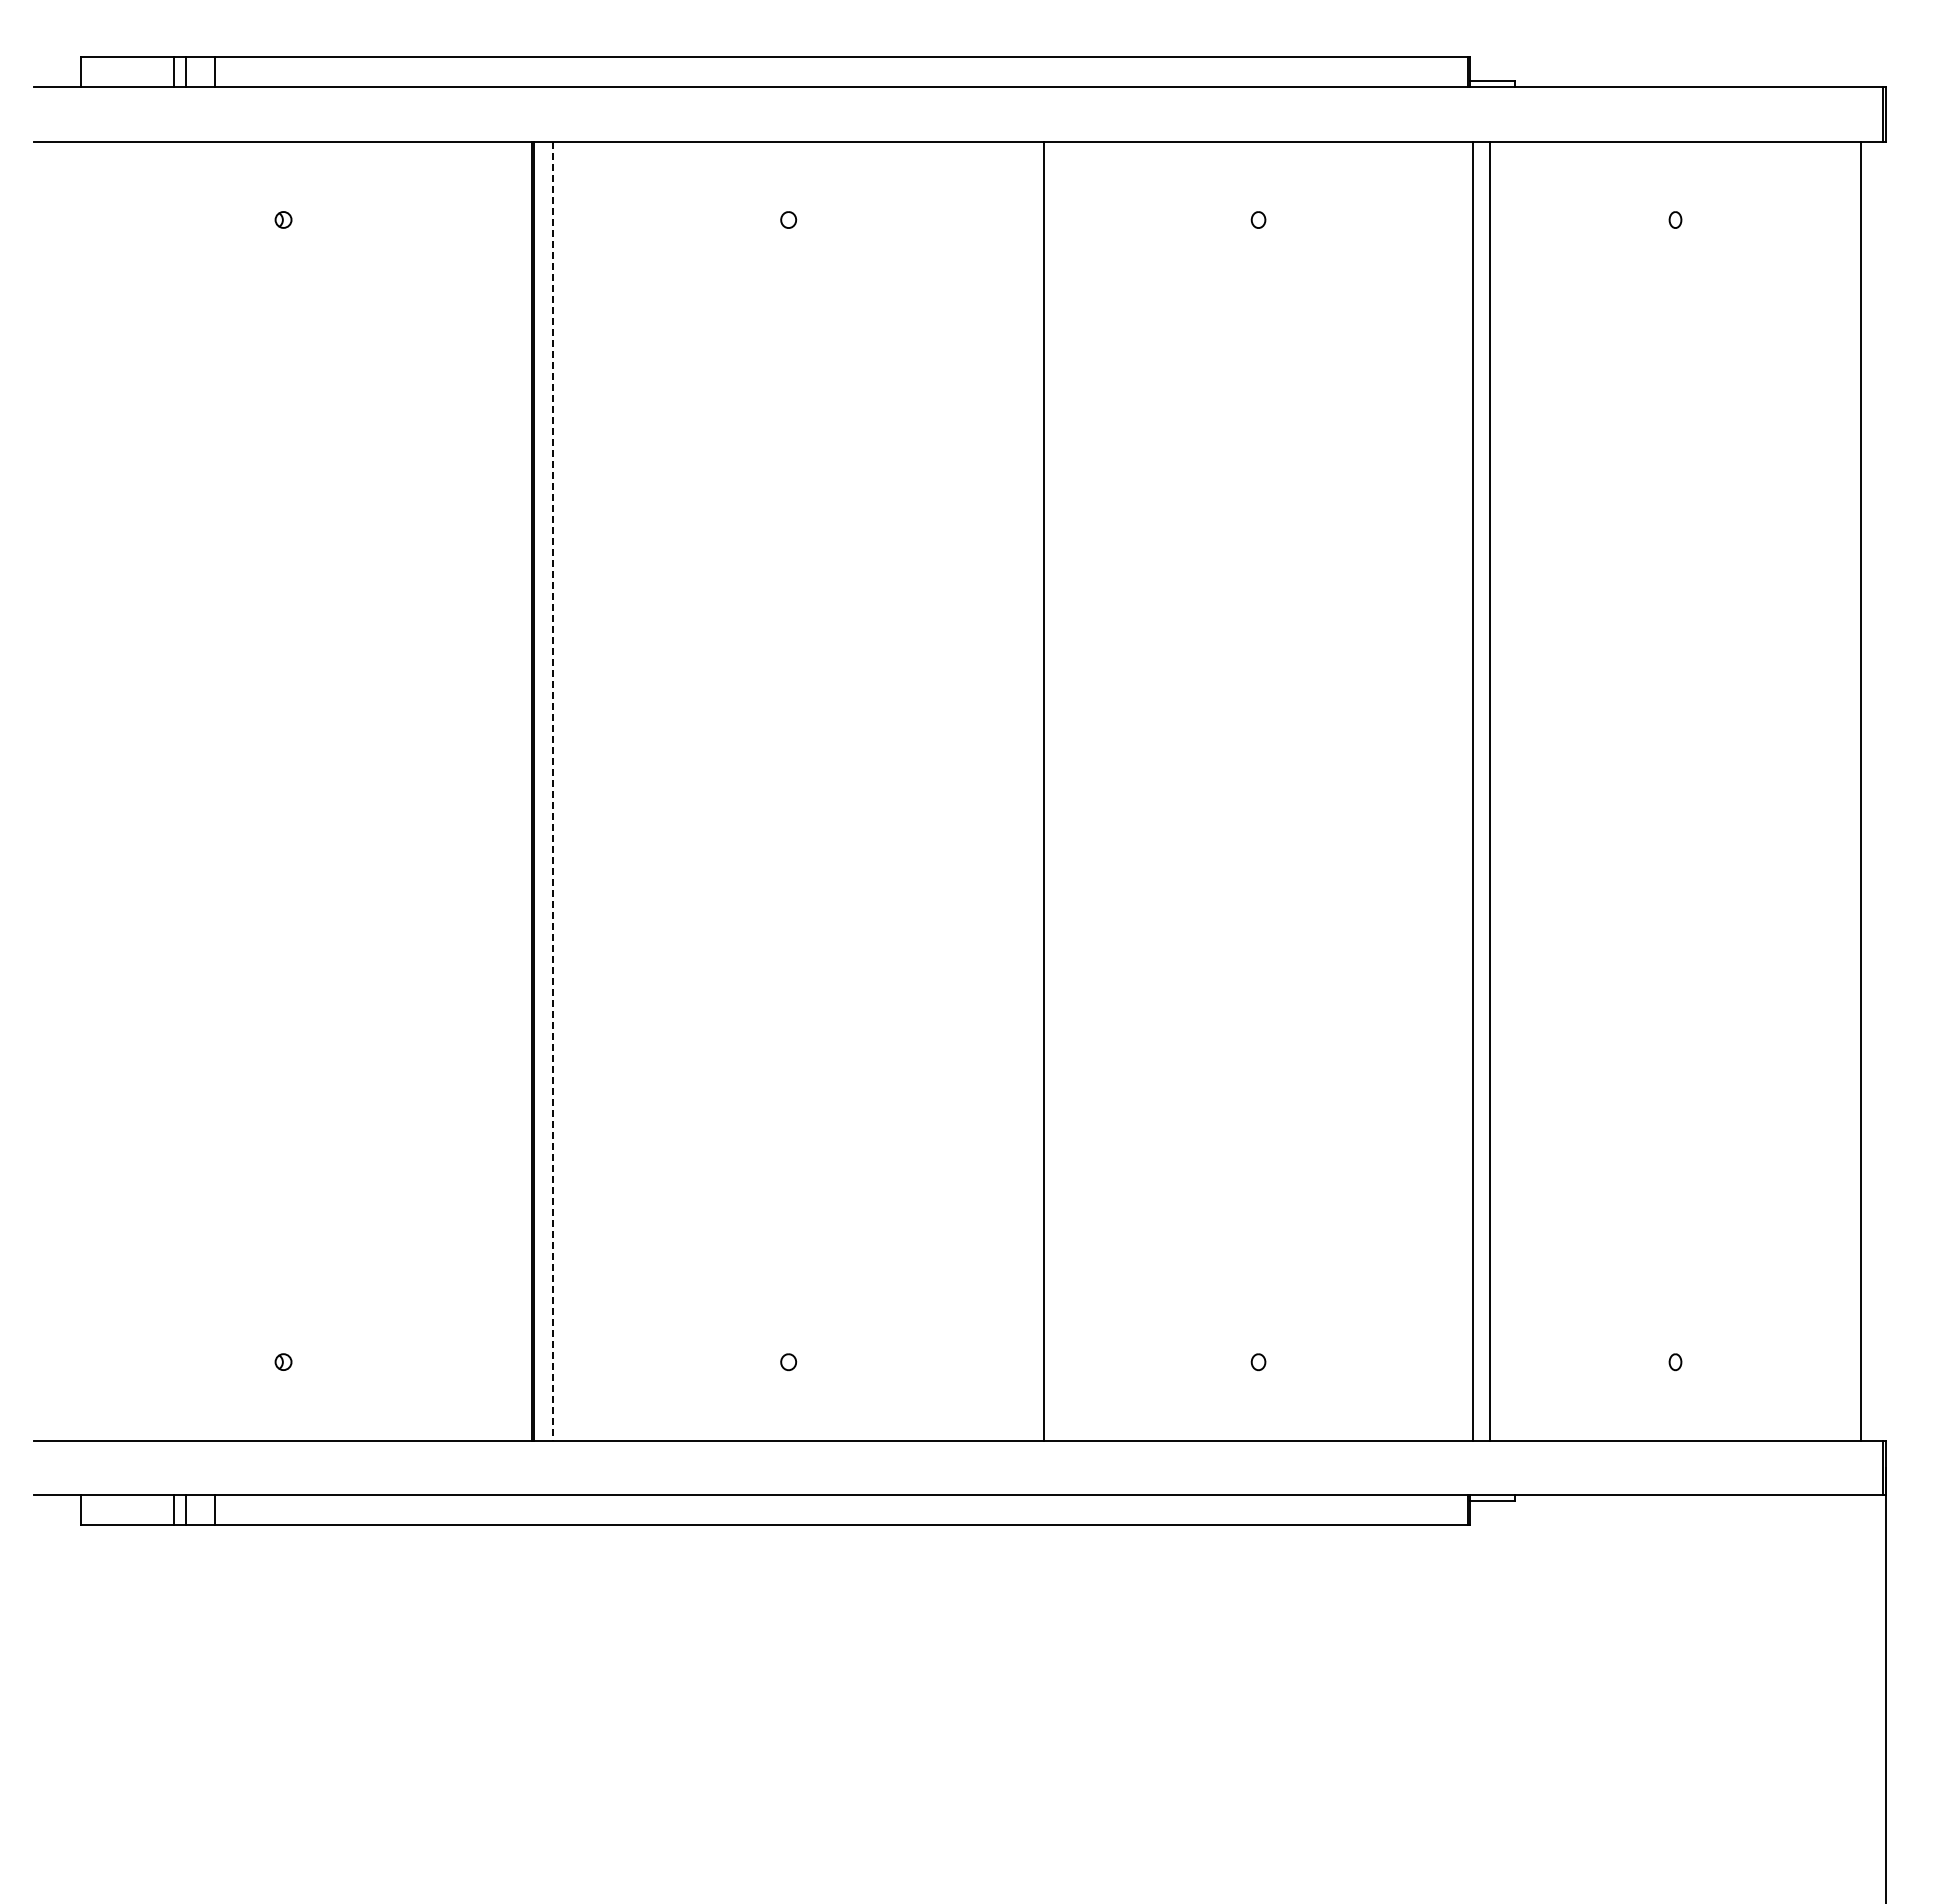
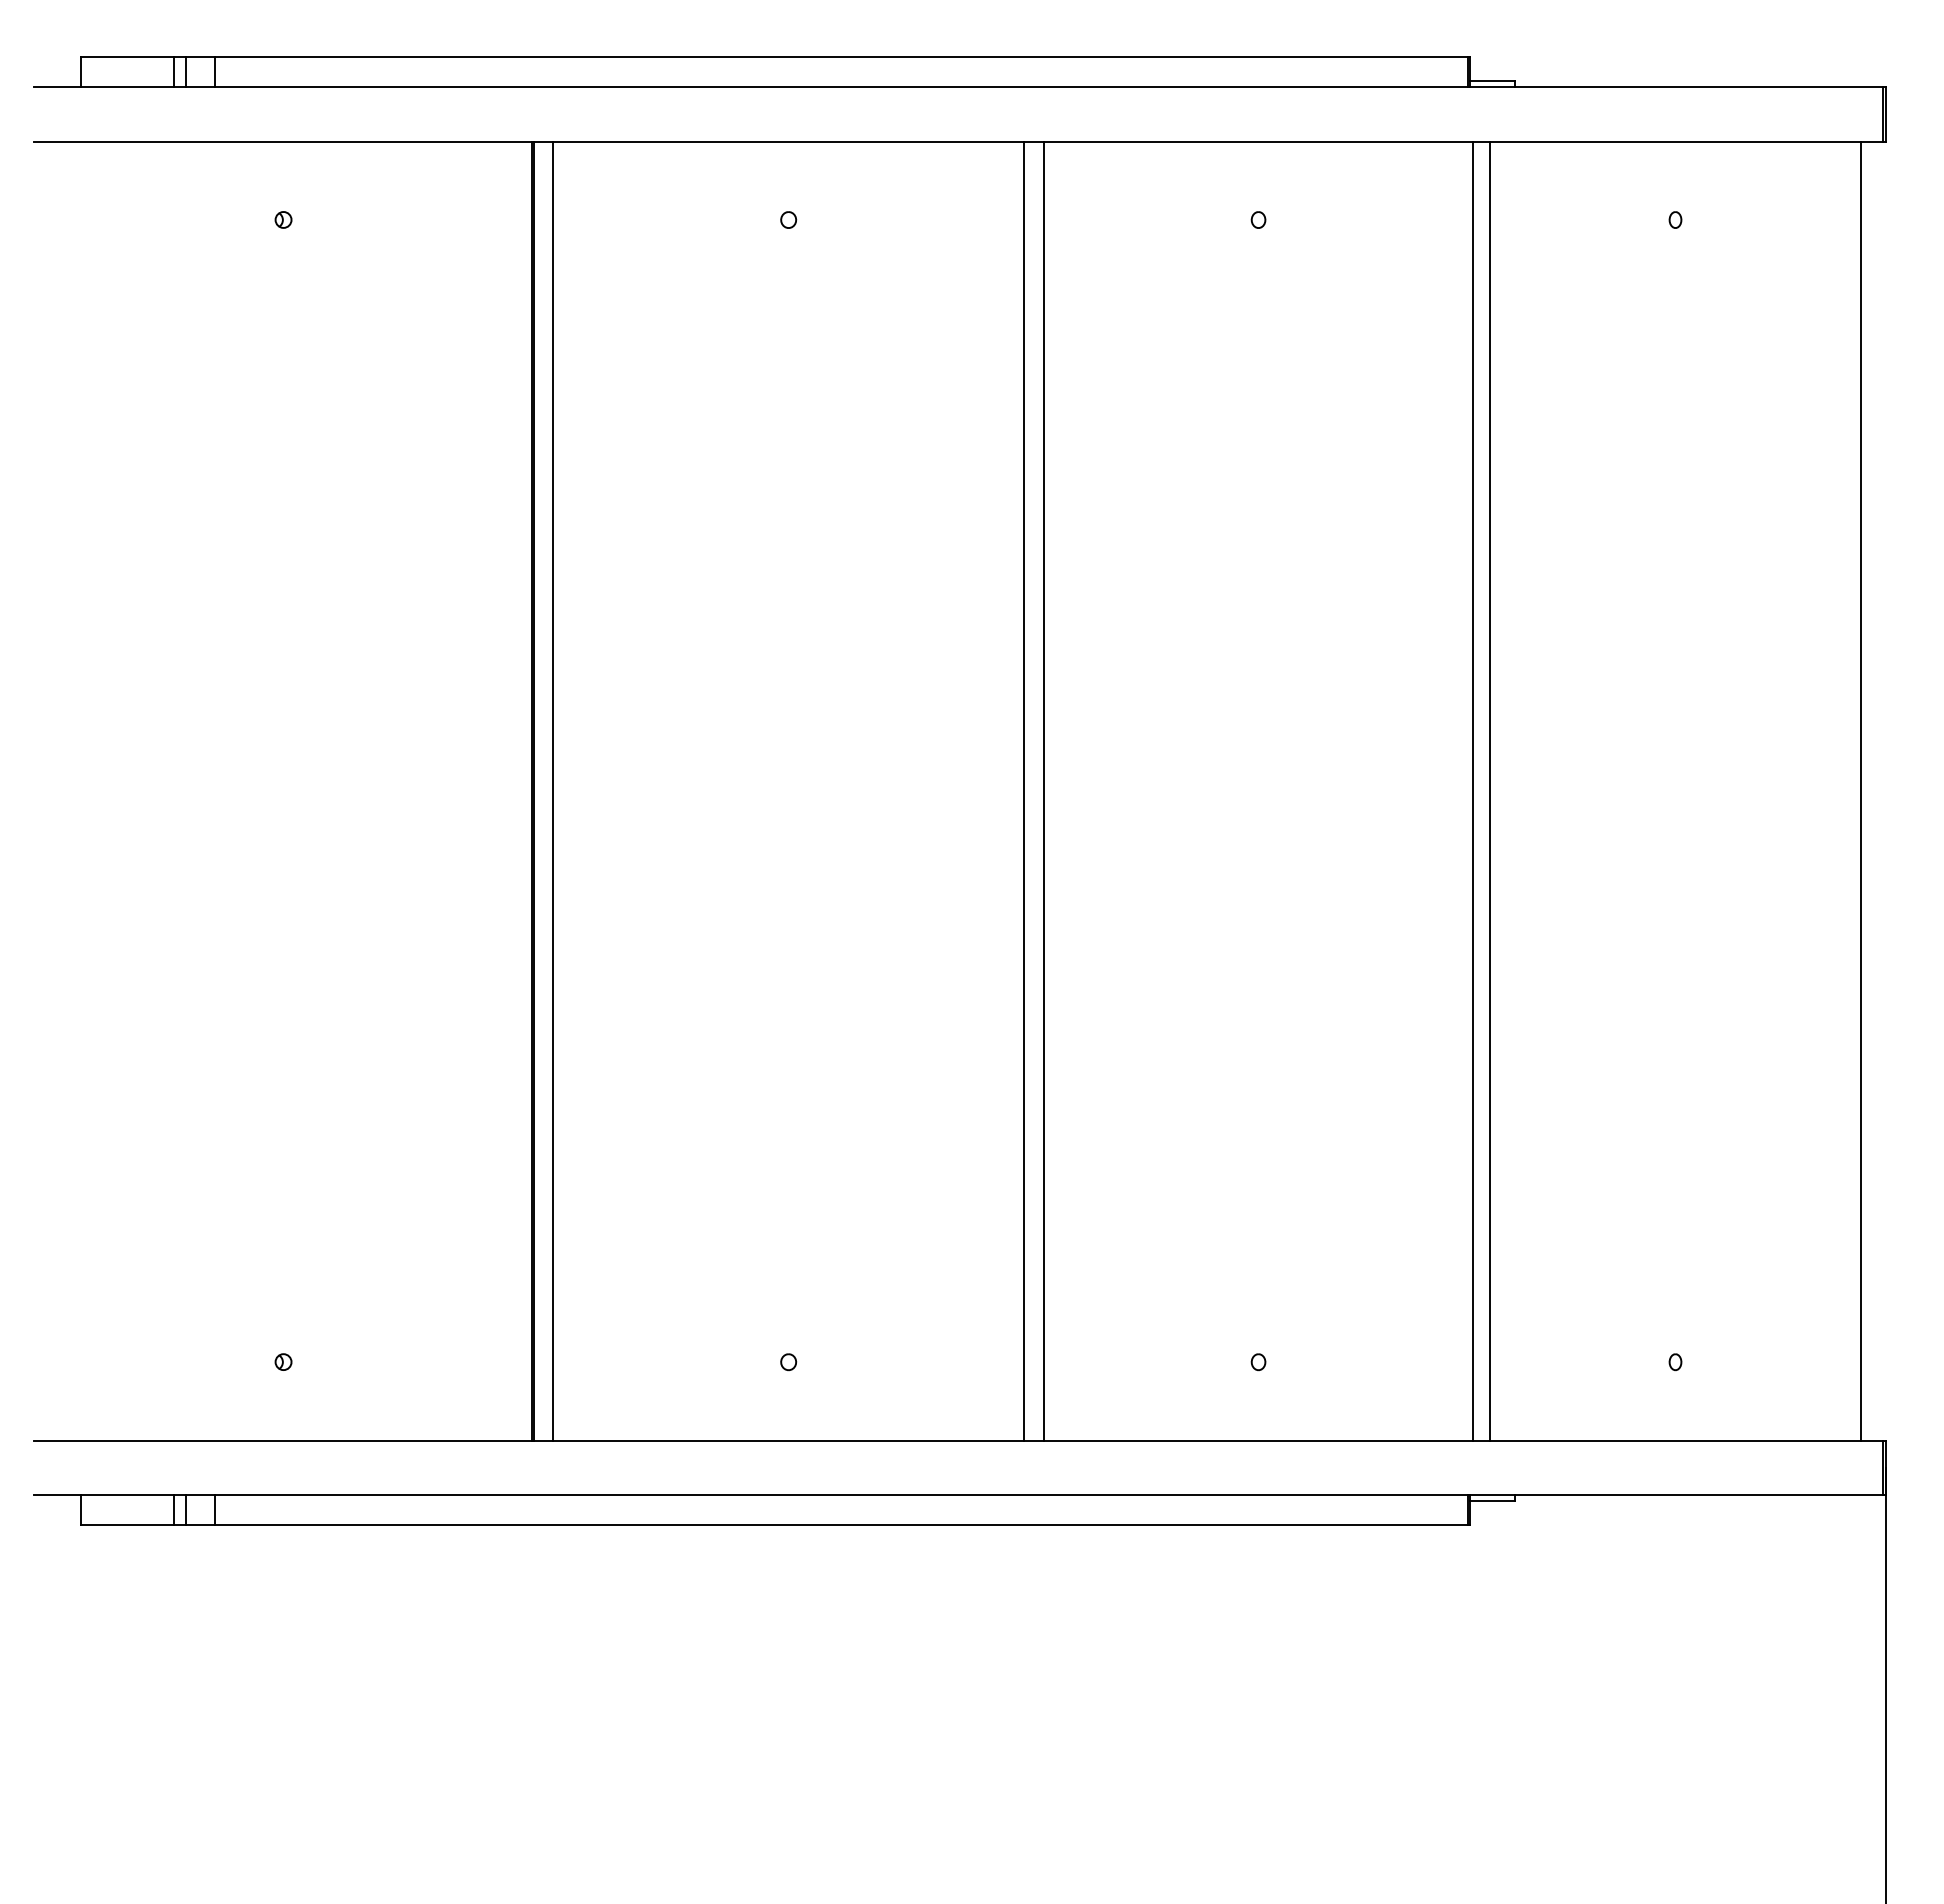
line: none -> present (1024, 790)
line: dashed -> solid (552, 791)
